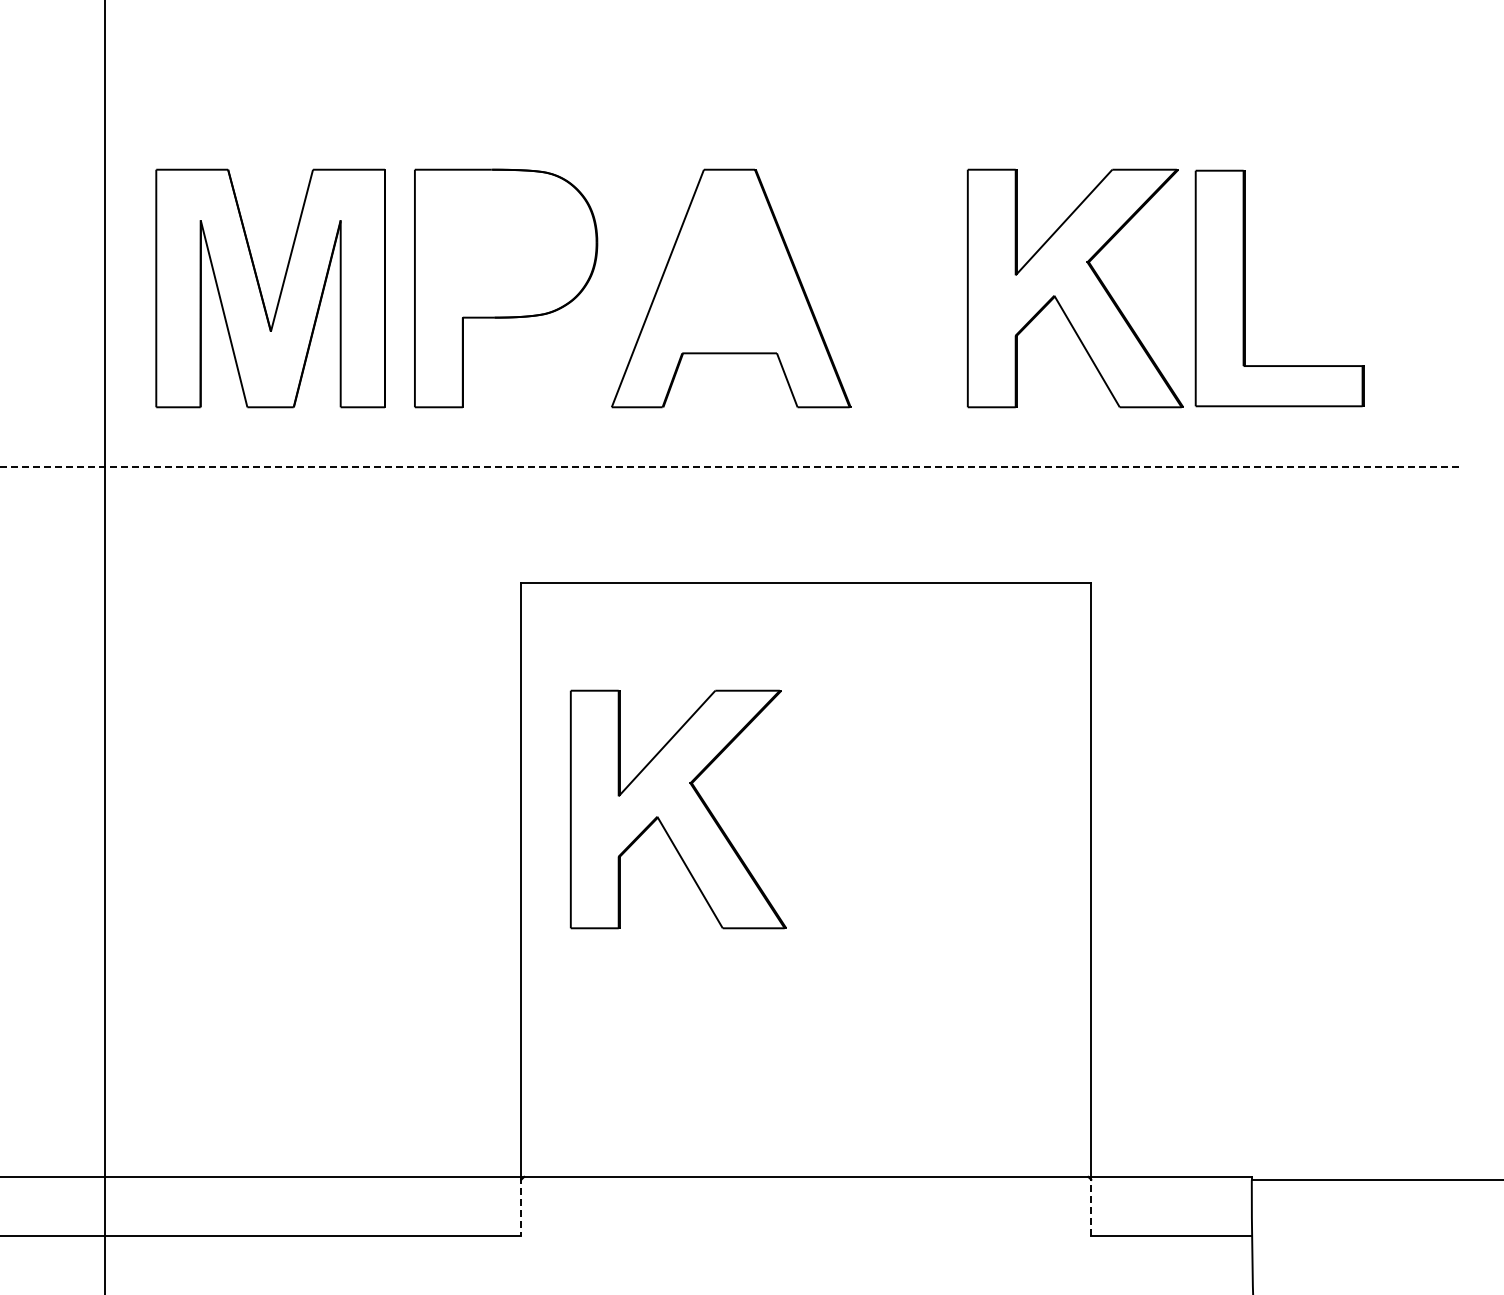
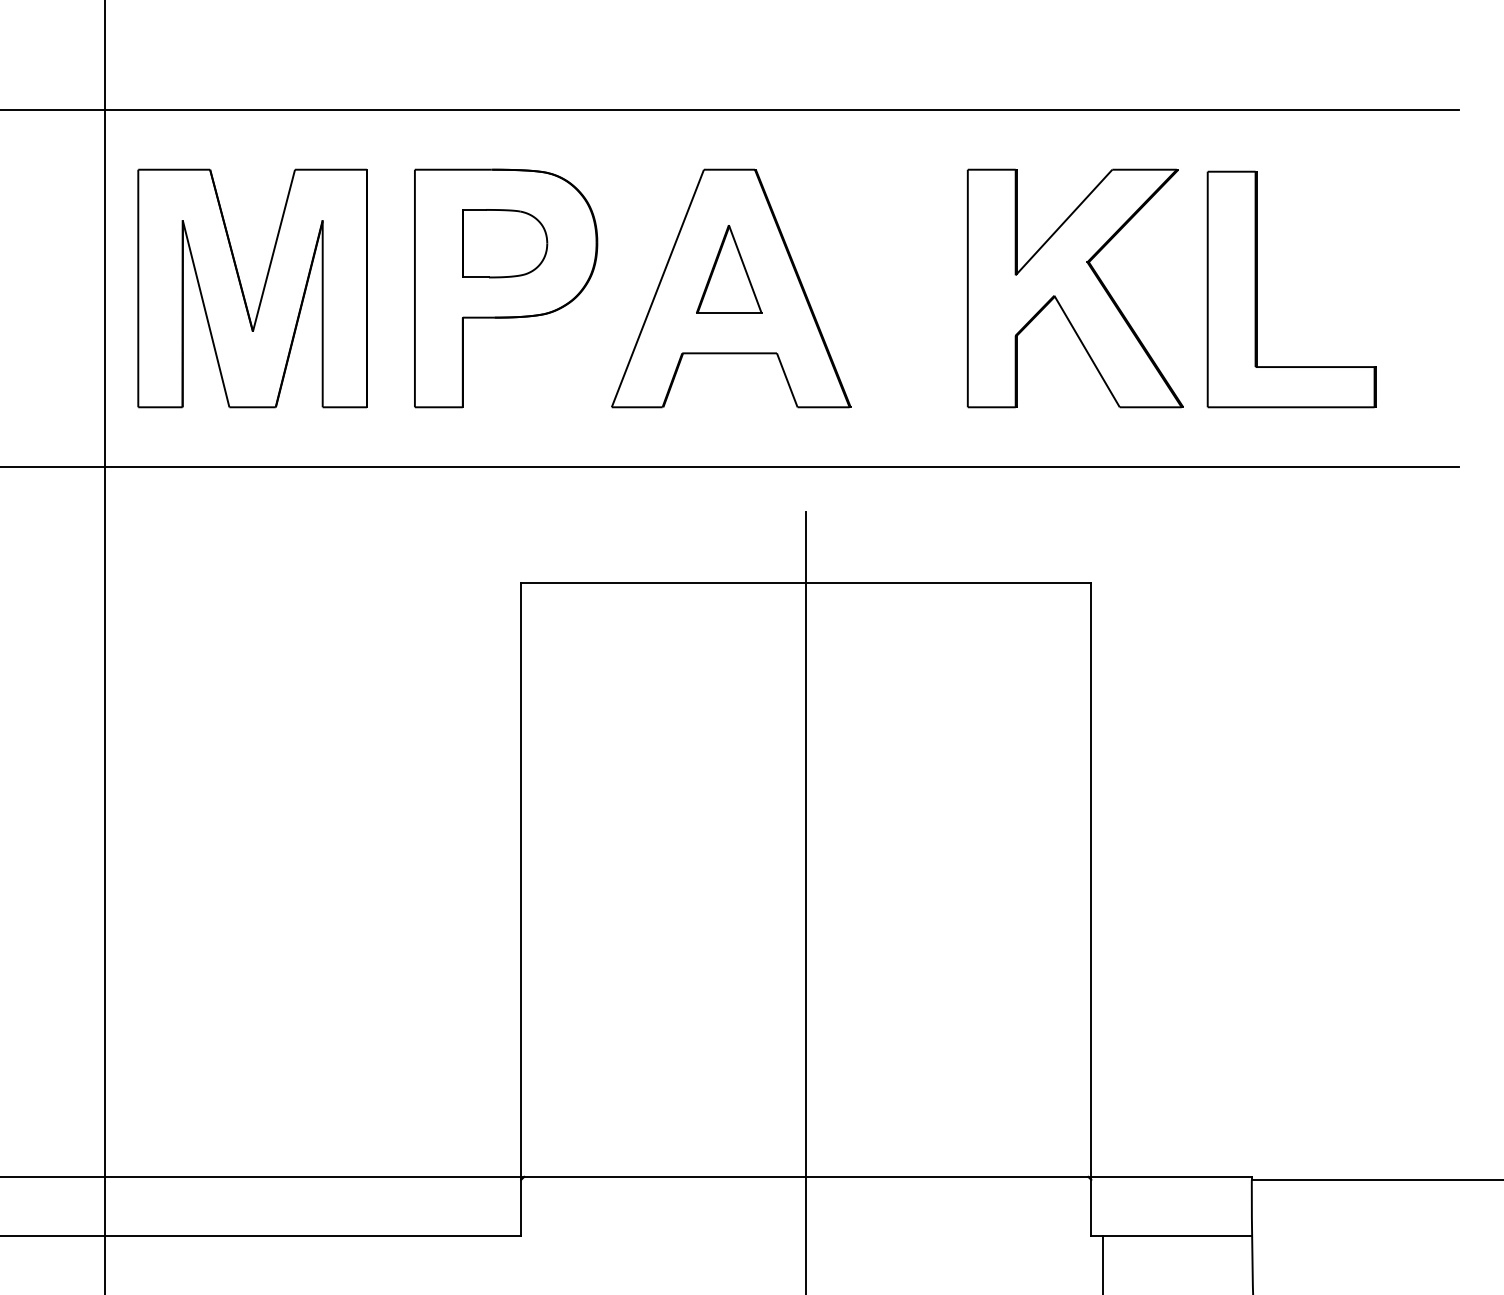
line: none -> present (730, 110)
part: none -> present (505, 243)
part: none -> present (729, 269)
part position: (1245, 288) -> (1257, 289) (1257, 289)
part position: (261, 290) -> (243, 290) (243, 290)
line: dashed -> solid (729, 466)
part: present -> none (677, 809)
line: none -> present (806, 901)
line: dashed -> solid (521, 1206)
line: dashed -> solid (1091, 1206)
line: none -> present (1103, 1263)
